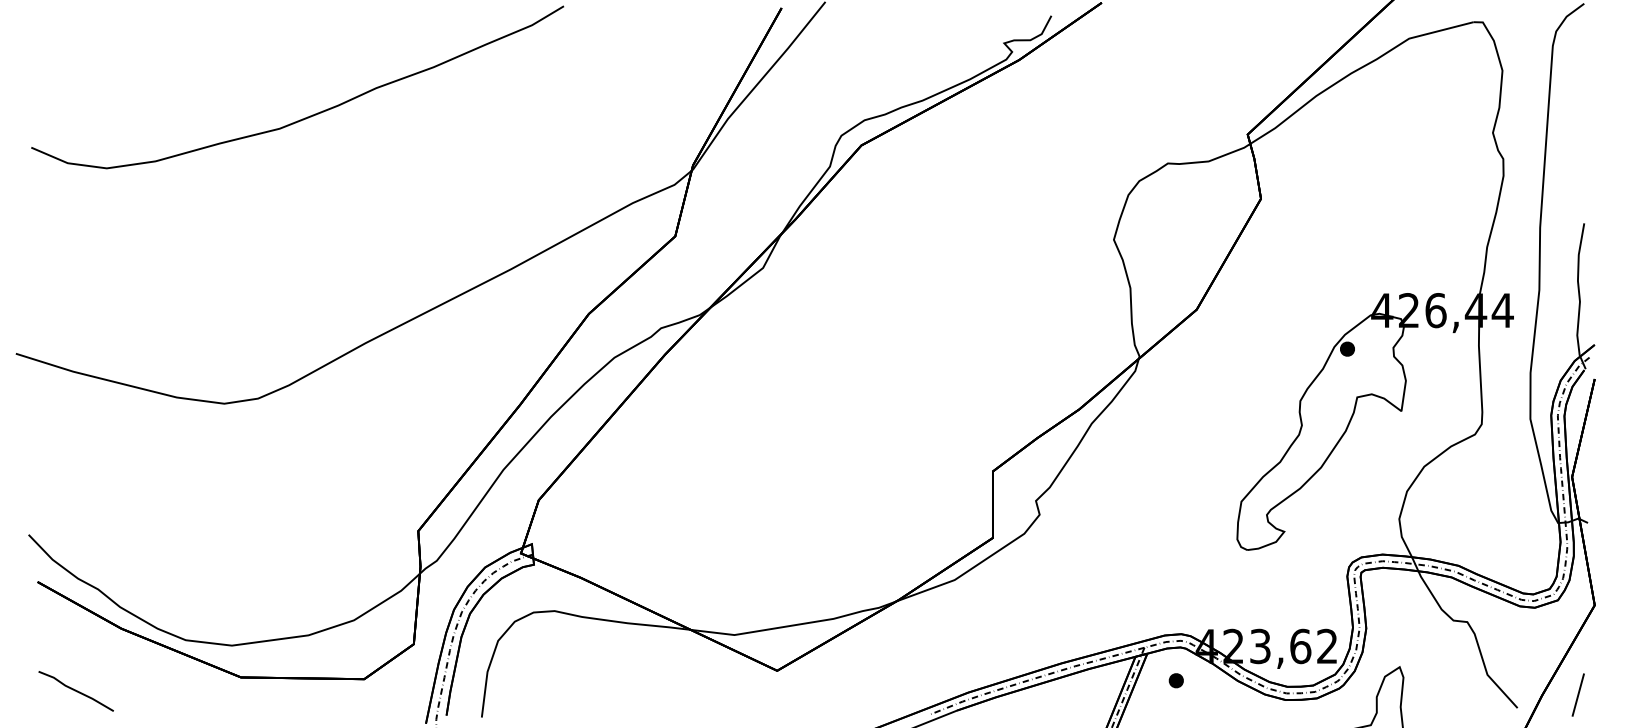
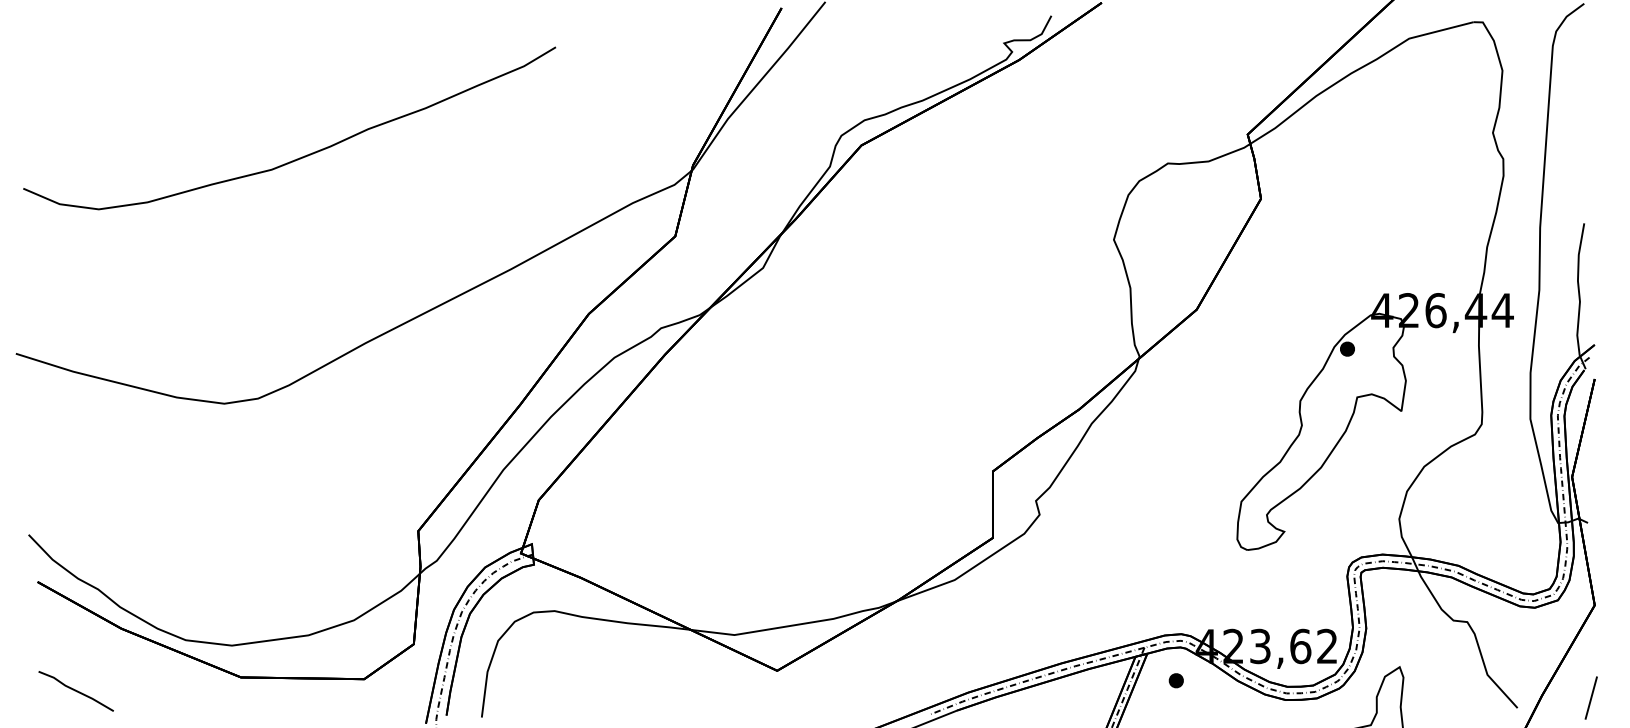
curve position: (307, 116) -> (299, 157) (299, 157)
line position: (1577, 694) -> (1590, 697) (1590, 697)
